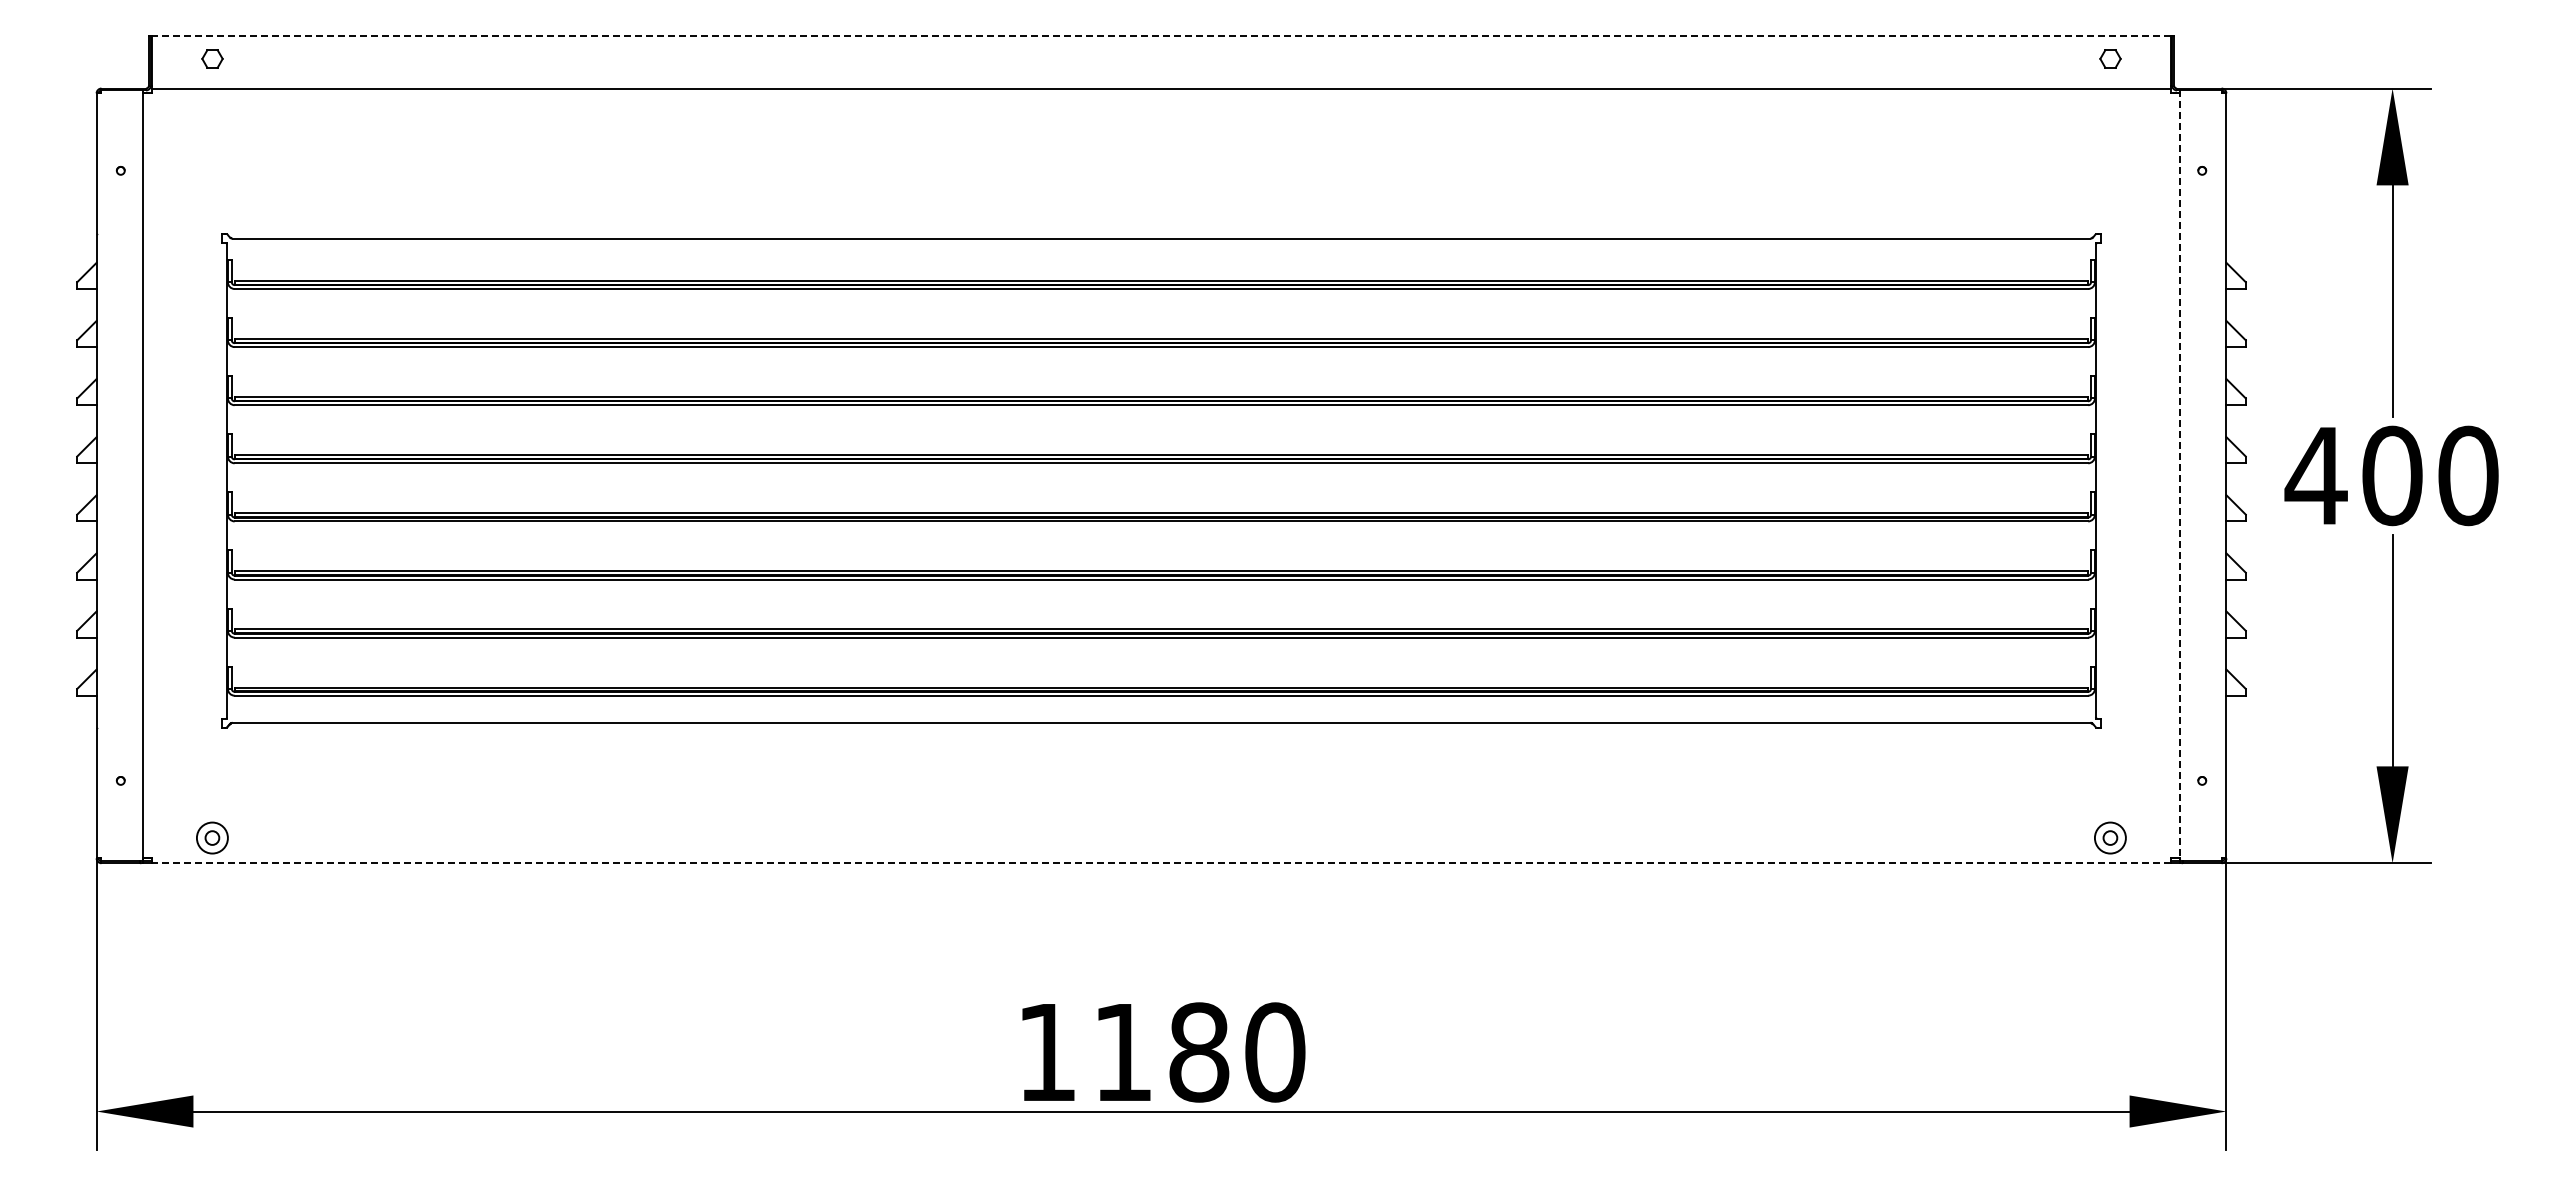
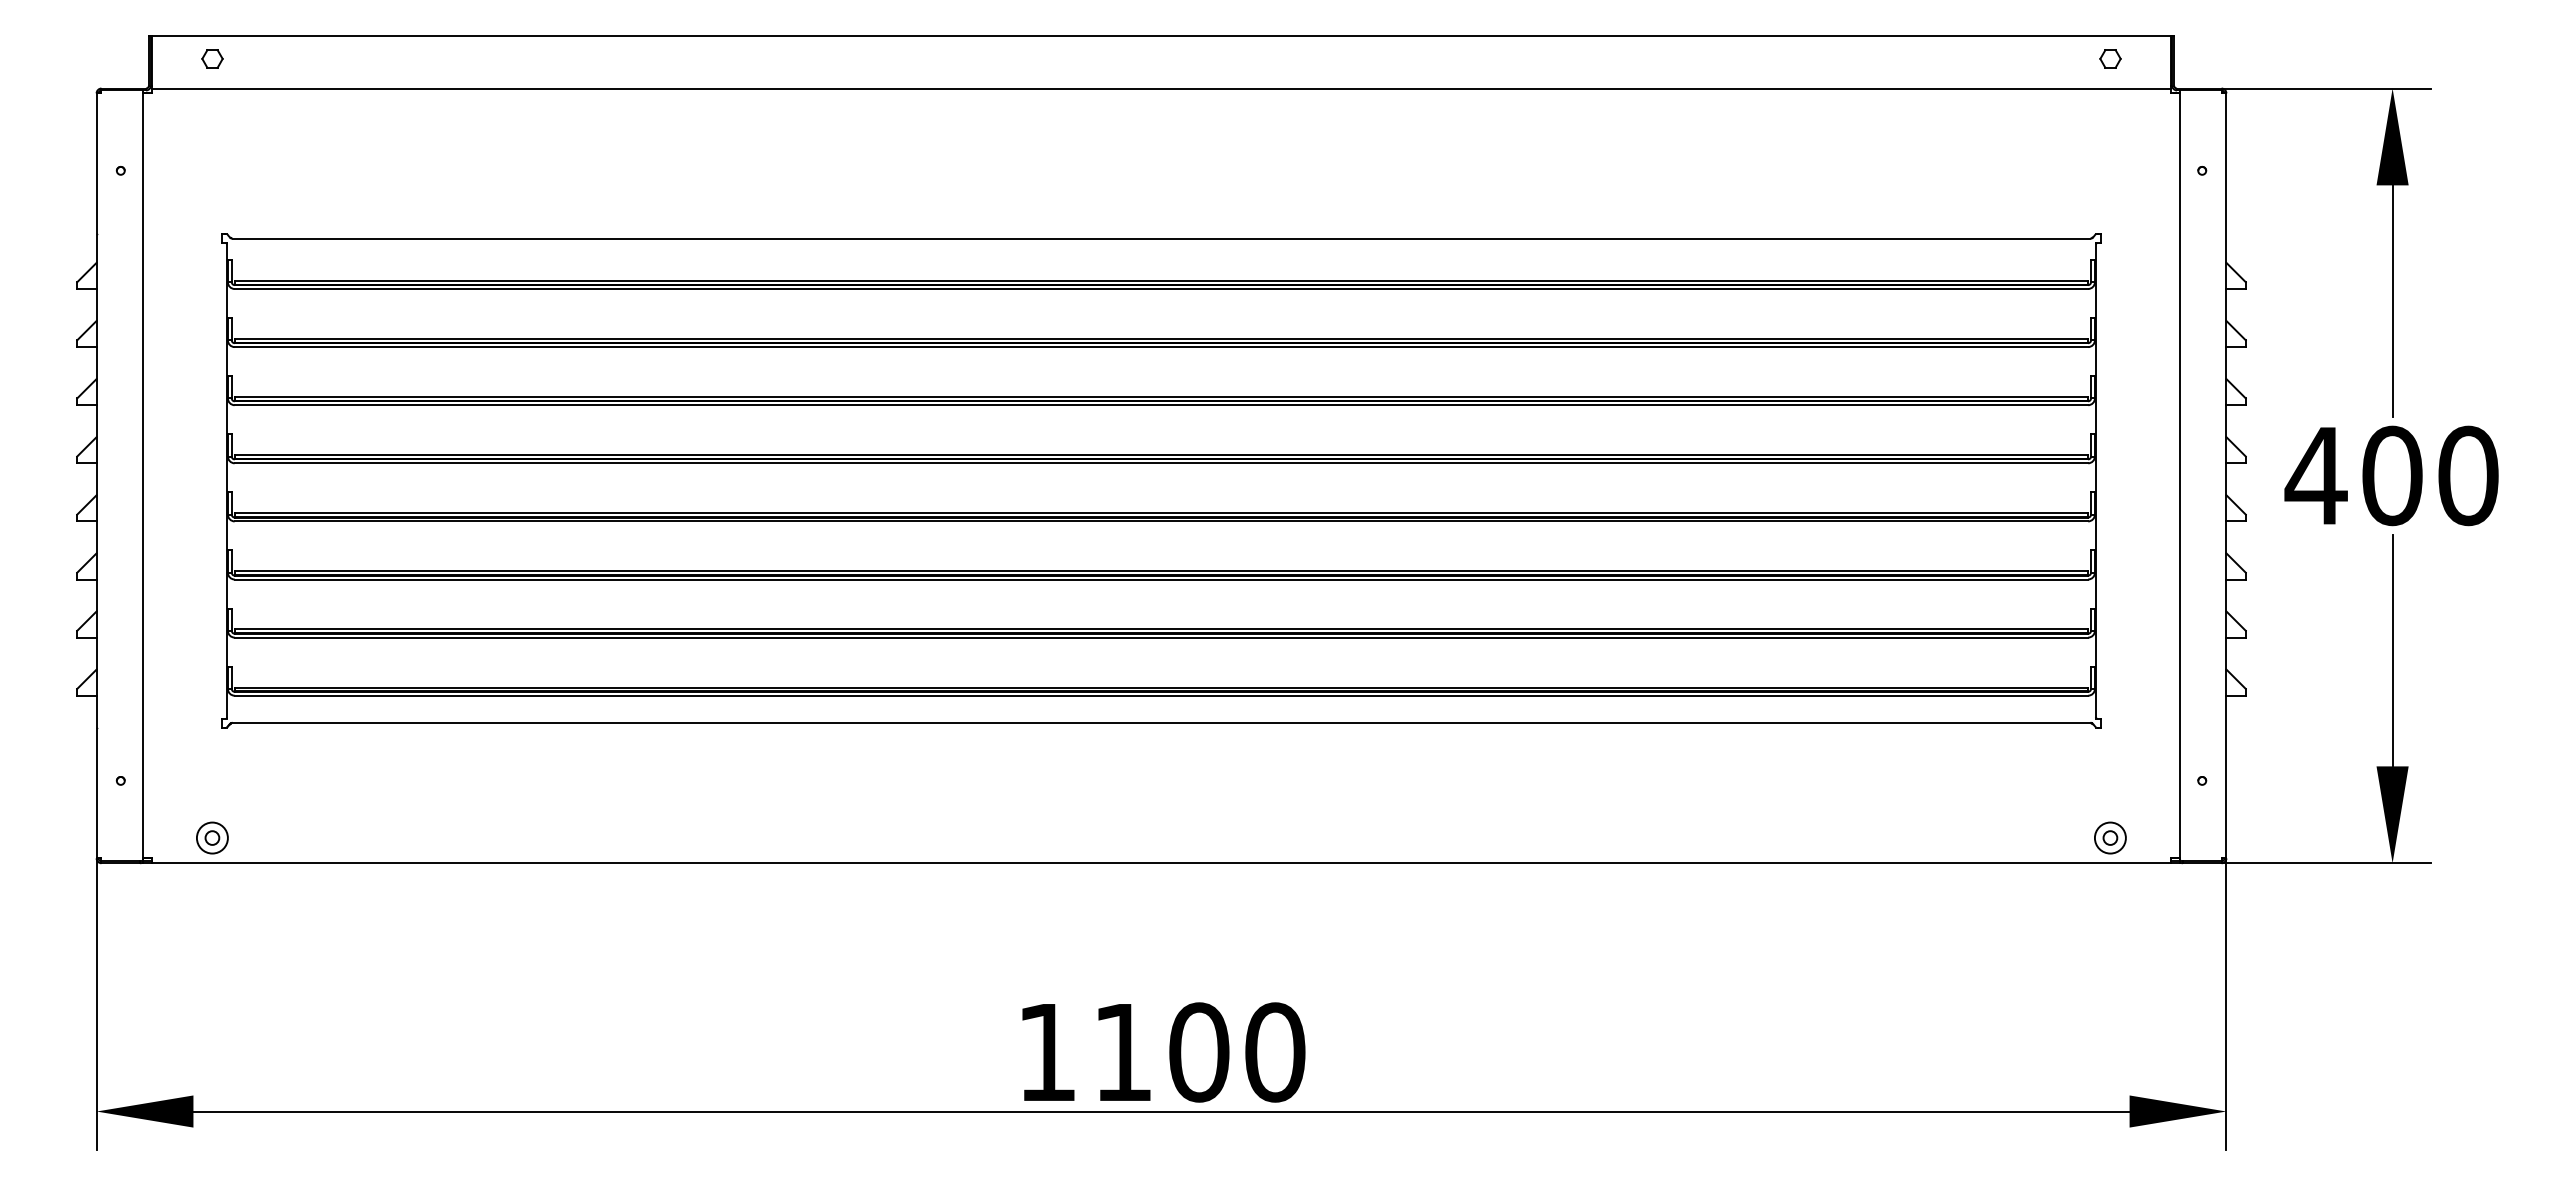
line: dashed -> solid (1161, 35)
line: dashed -> solid (2180, 476)
line: dashed -> solid (1161, 863)
text: 1180 -> 1100 (1199, 1052)
